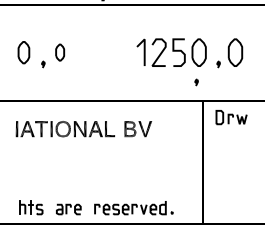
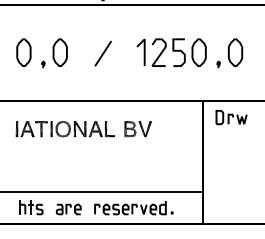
part size: 14x24 px -> 16x29 px (23, 52)
part size: 11x19 px -> 16x29 px (59, 52)
line: none -> present (102, 53)
part: present -> none (196, 82)
line: none -> present (102, 191)
